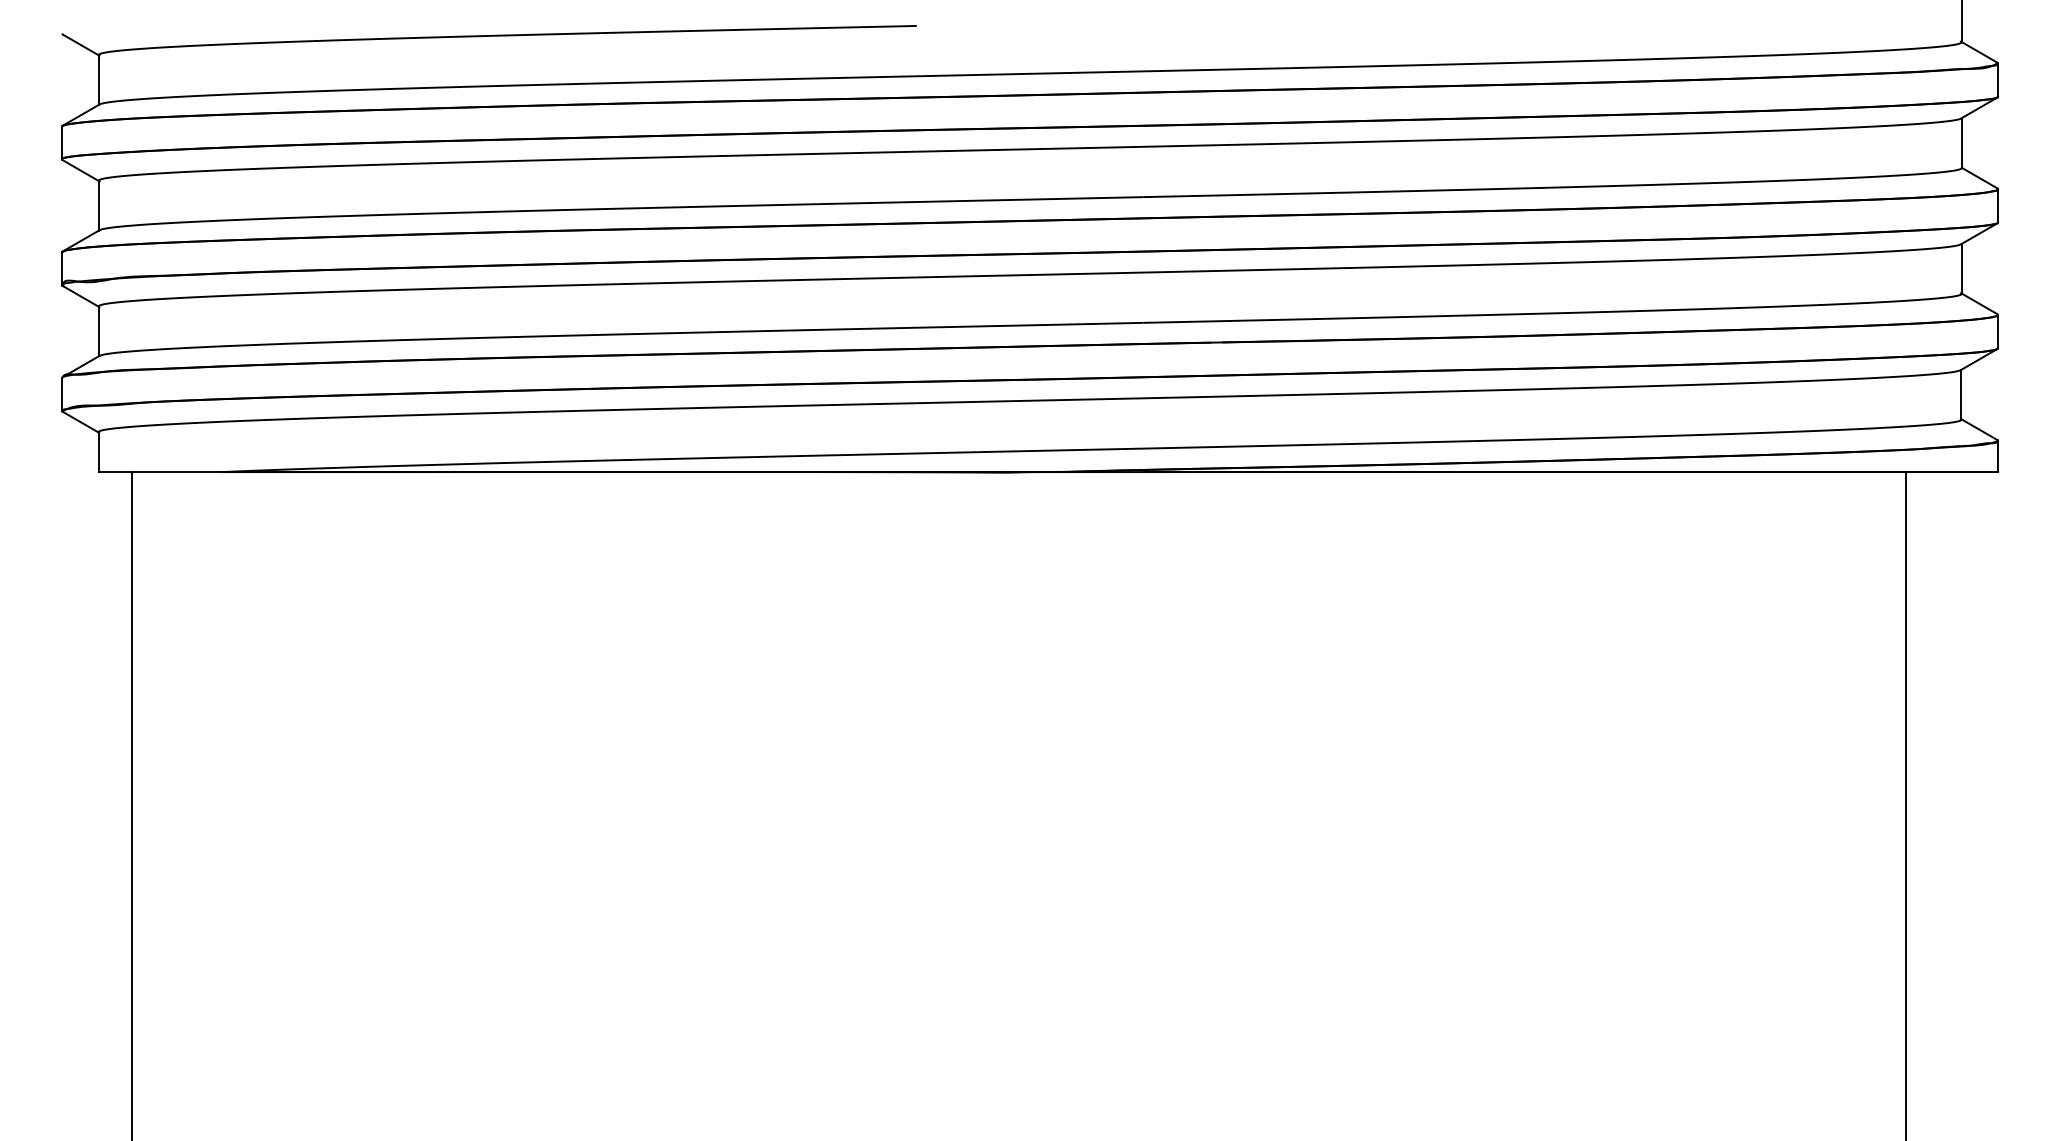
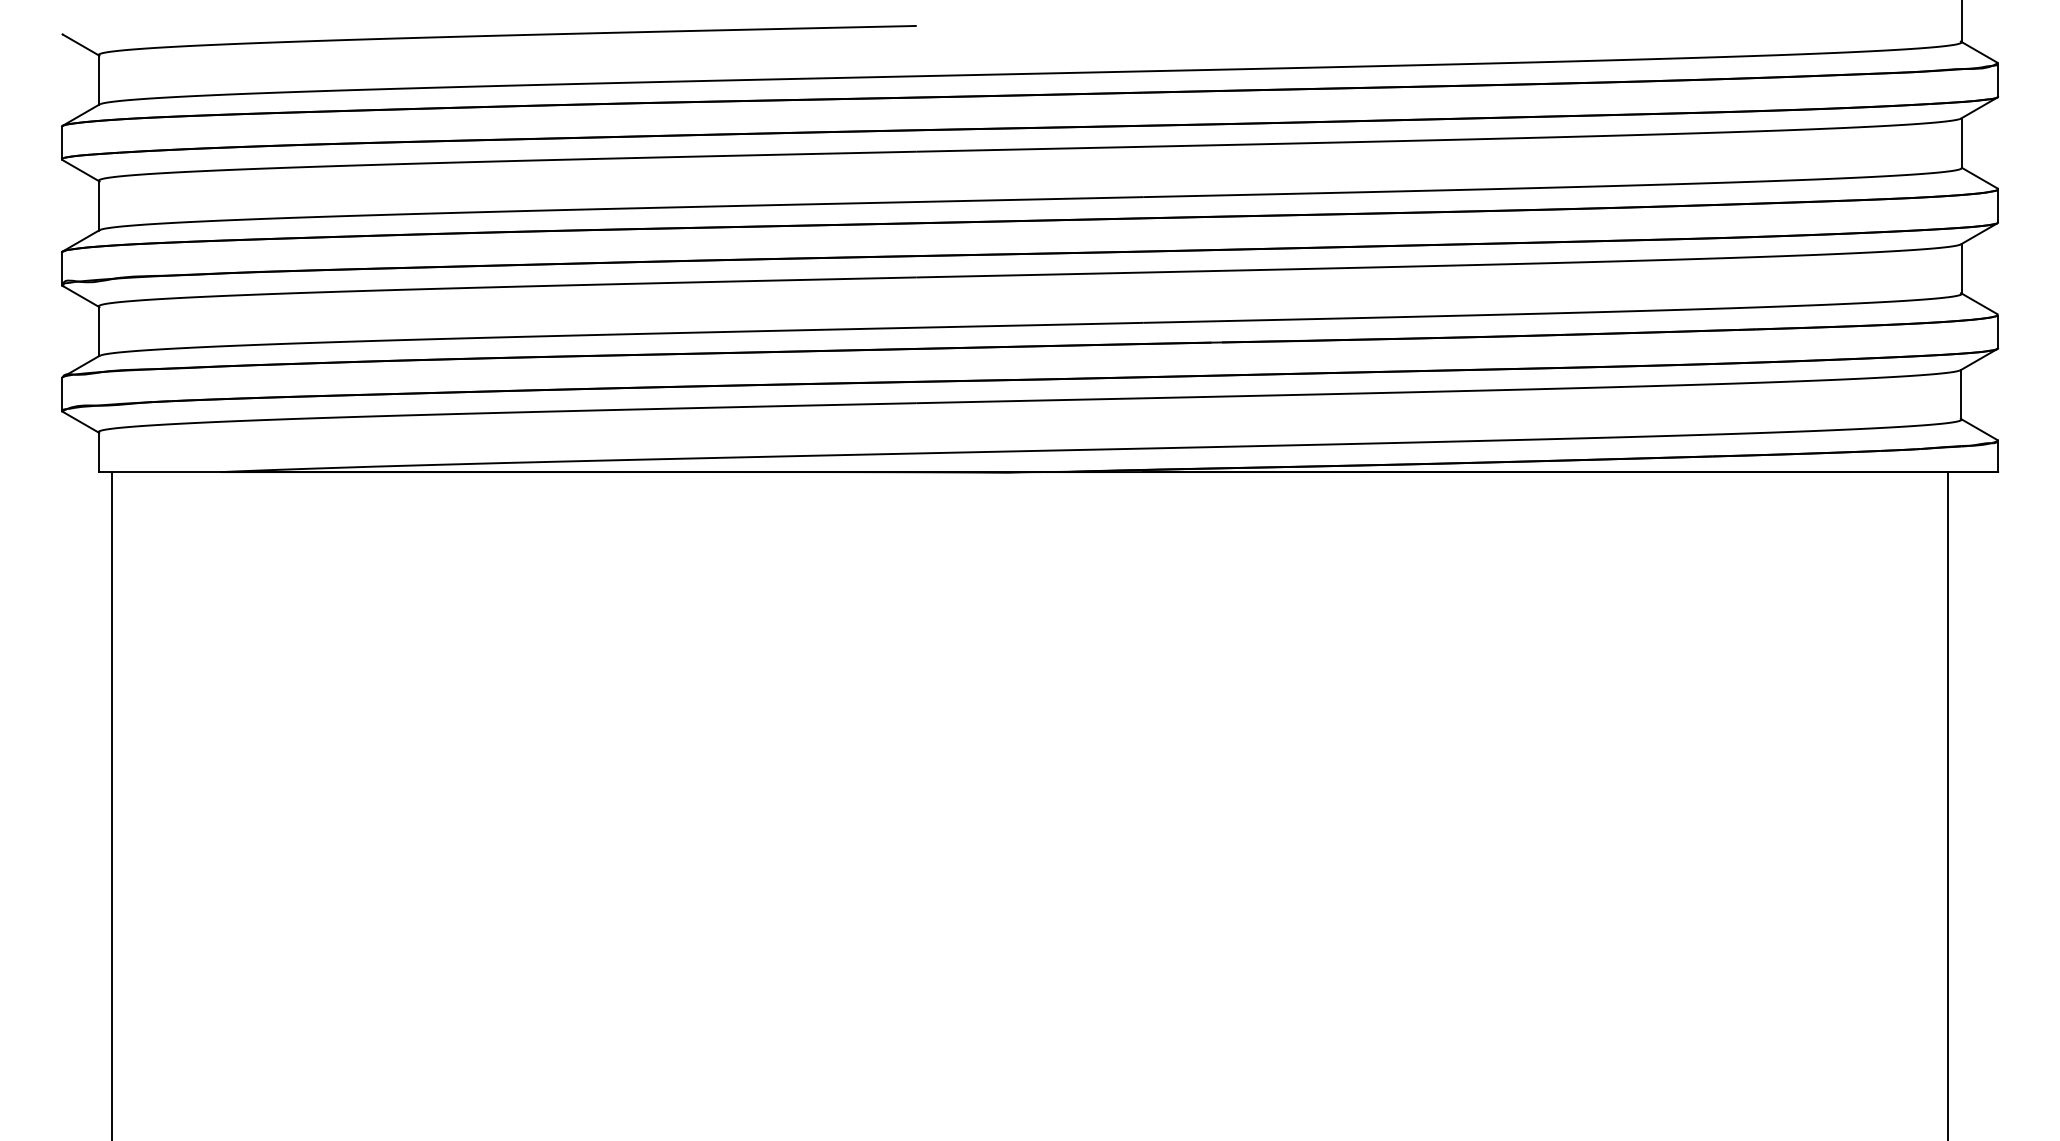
line position: (132, 804) -> (112, 804) (112, 804)
line position: (1905, 804) -> (1947, 804) (1947, 804)
